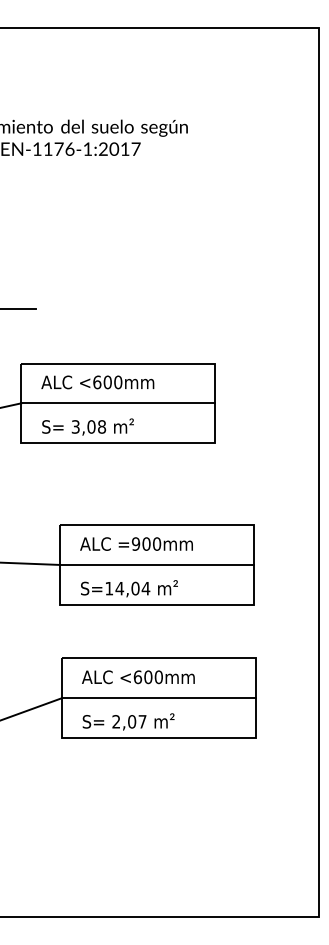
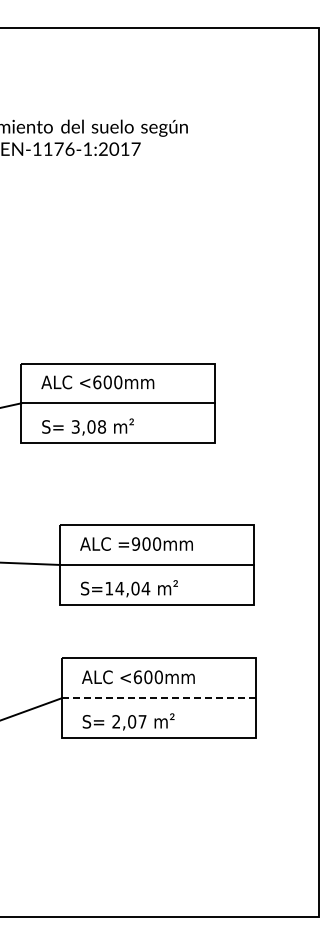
line: present -> none (18, 308)
line: solid -> dashed (158, 698)
